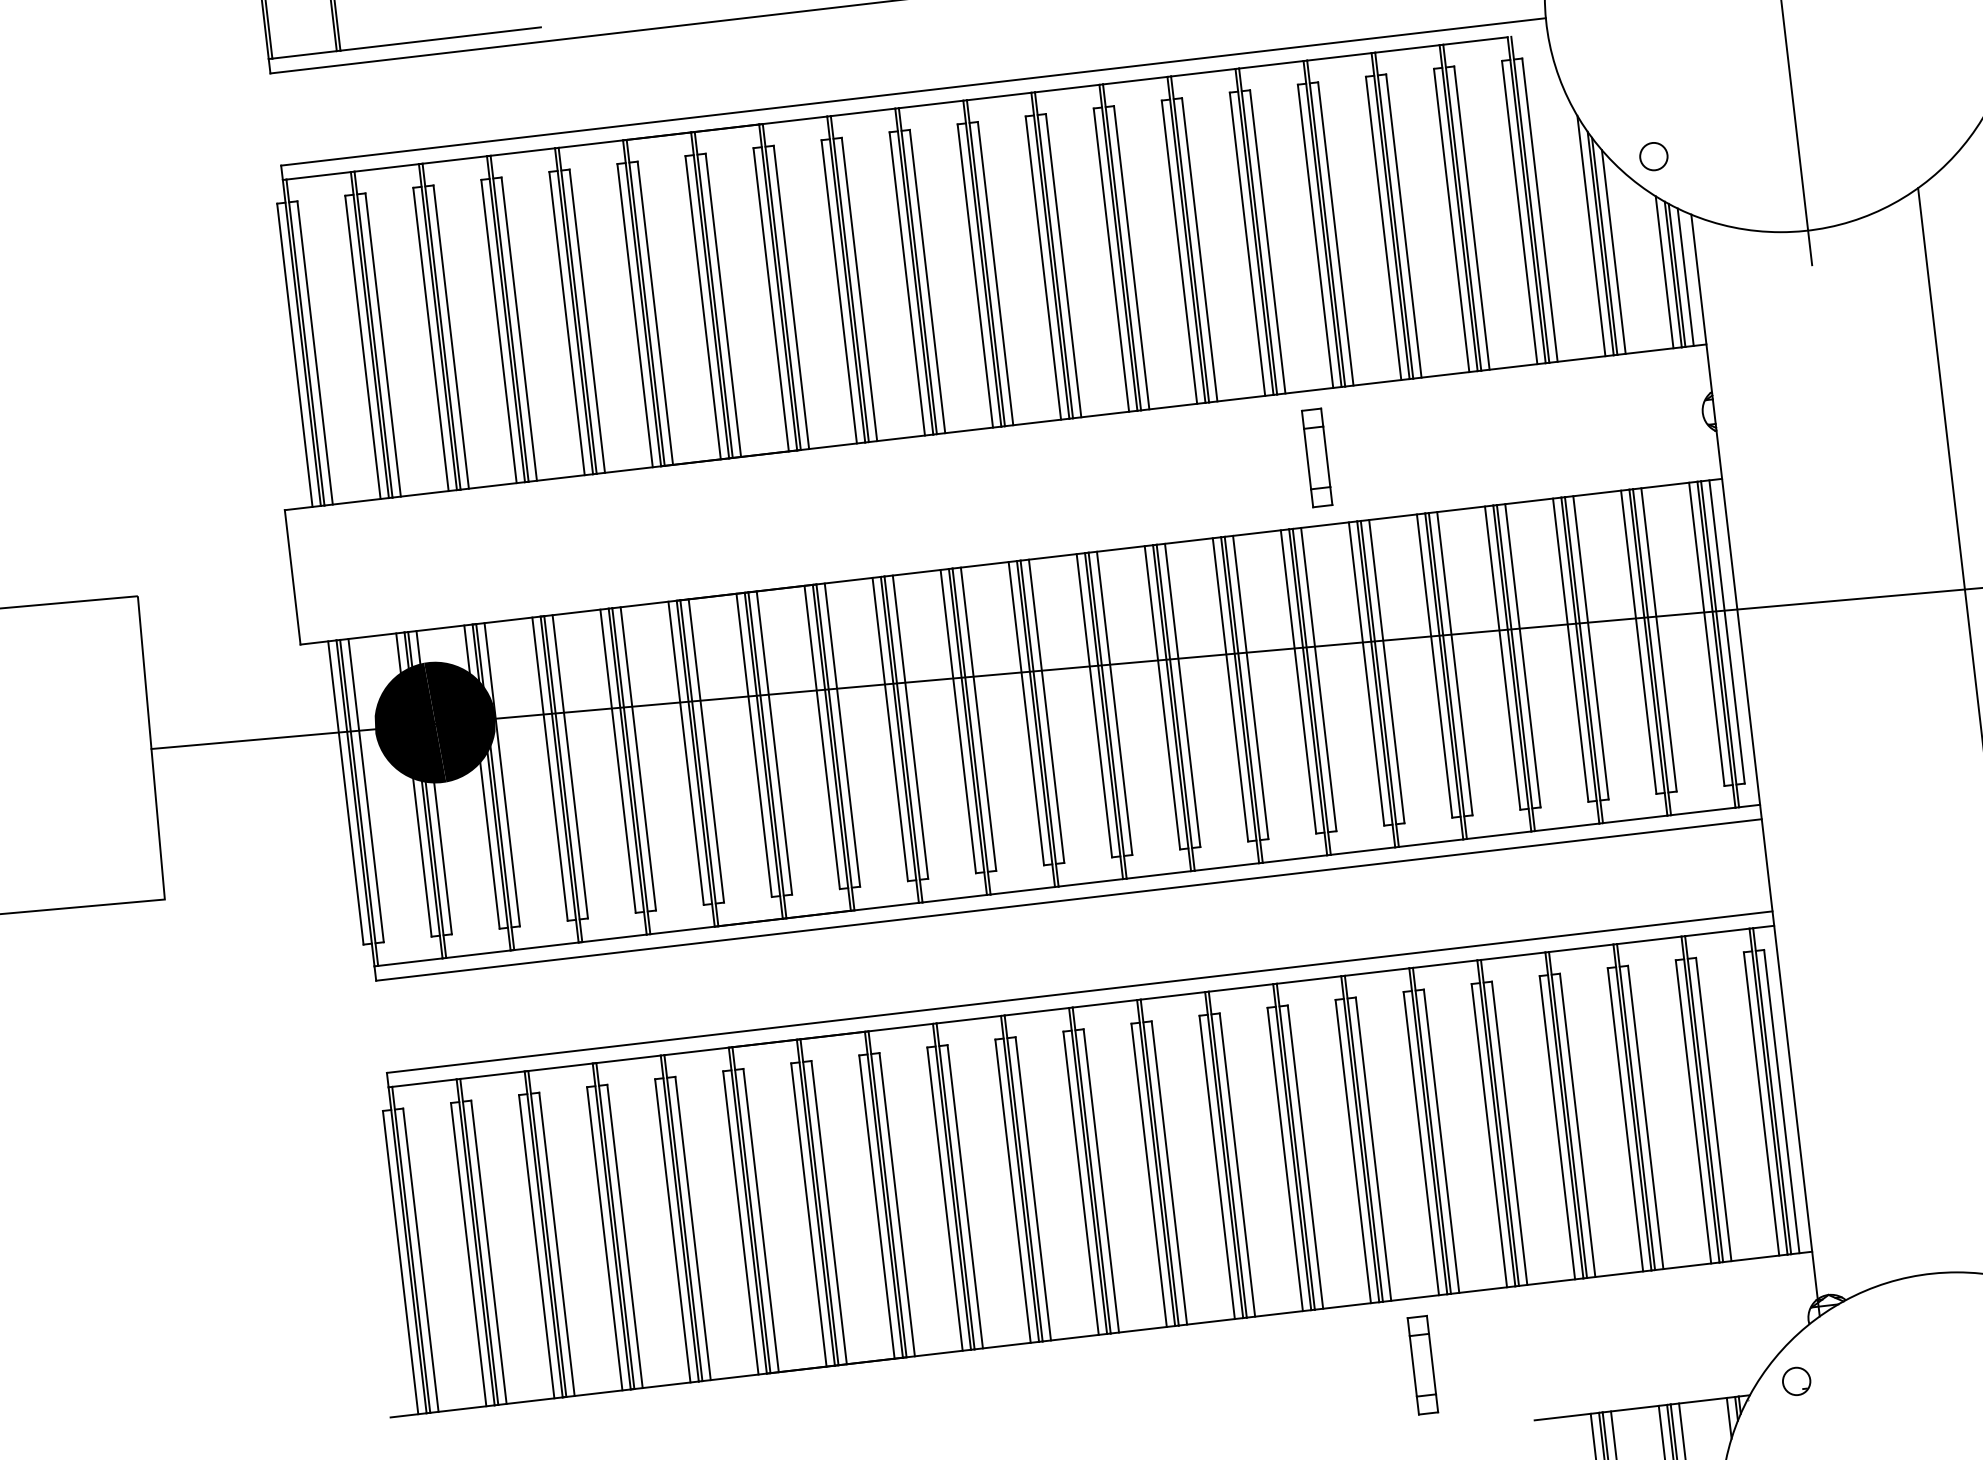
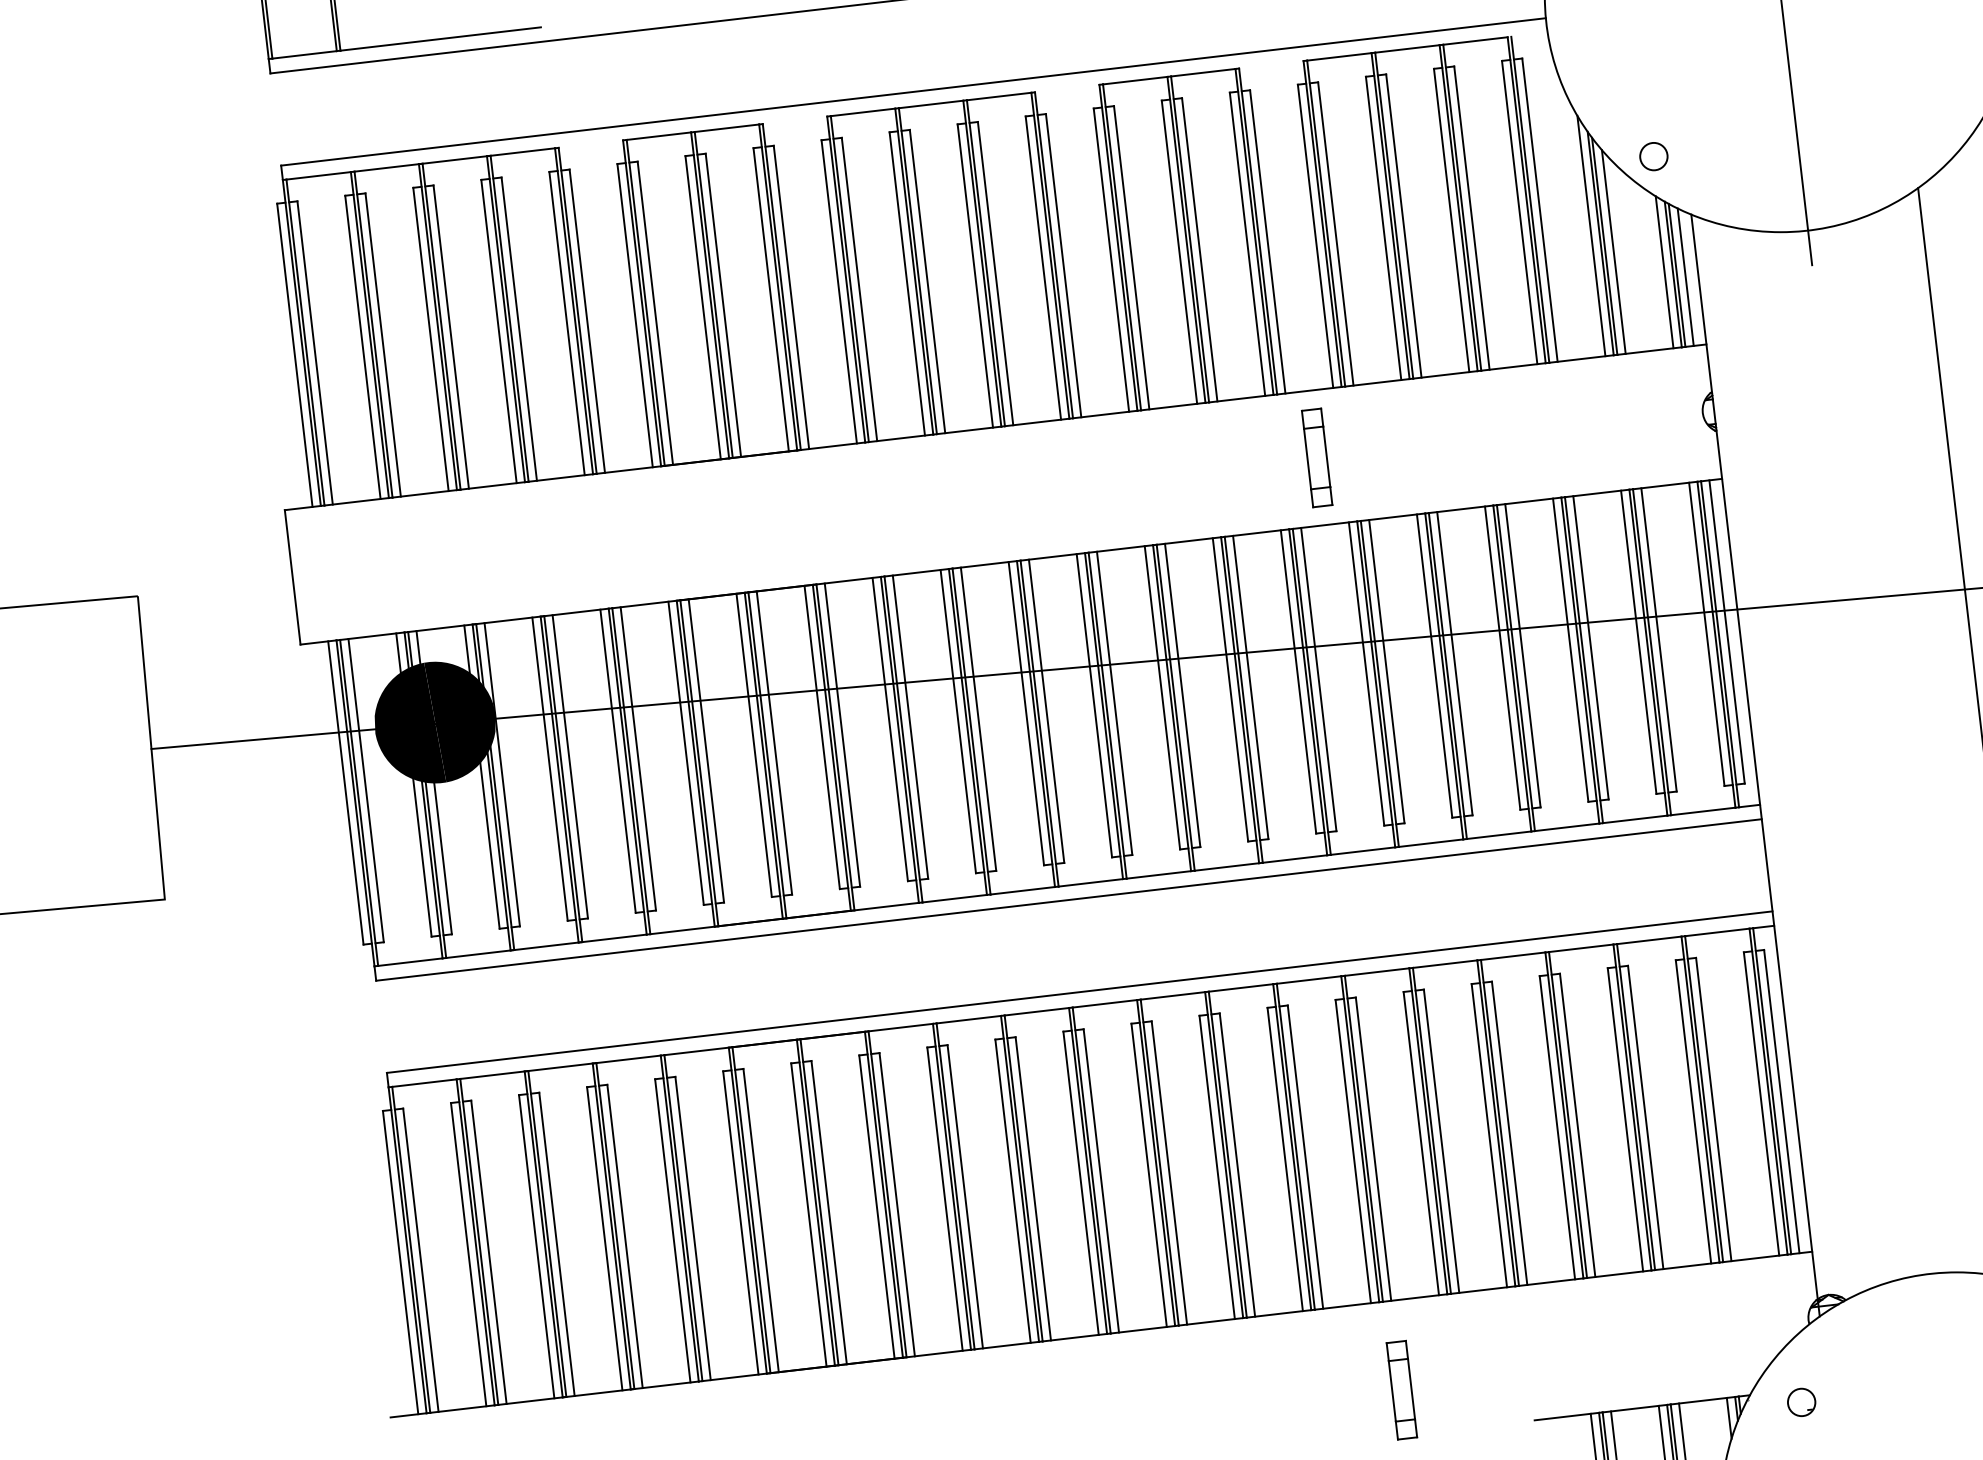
line: present -> none (1271, 64)
line: present -> none (1067, 88)
line: present -> none (692, 131)
part position: (1422, 1364) -> (1401, 1389) (1401, 1389)
part position: (1796, 1380) -> (1801, 1401) (1801, 1401)
